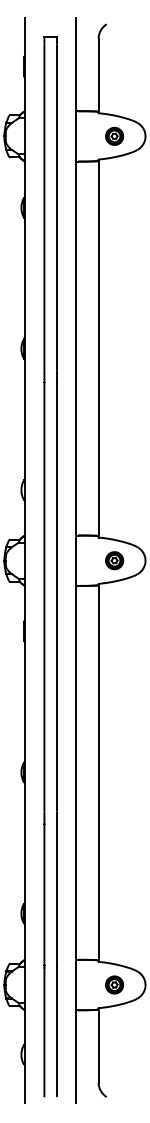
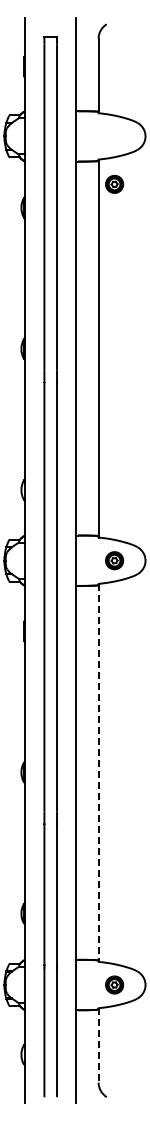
part position: (114, 135) -> (114, 183) (114, 183)
line: solid -> dashed (98, 772)
line: solid -> dashed (98, 1045)
